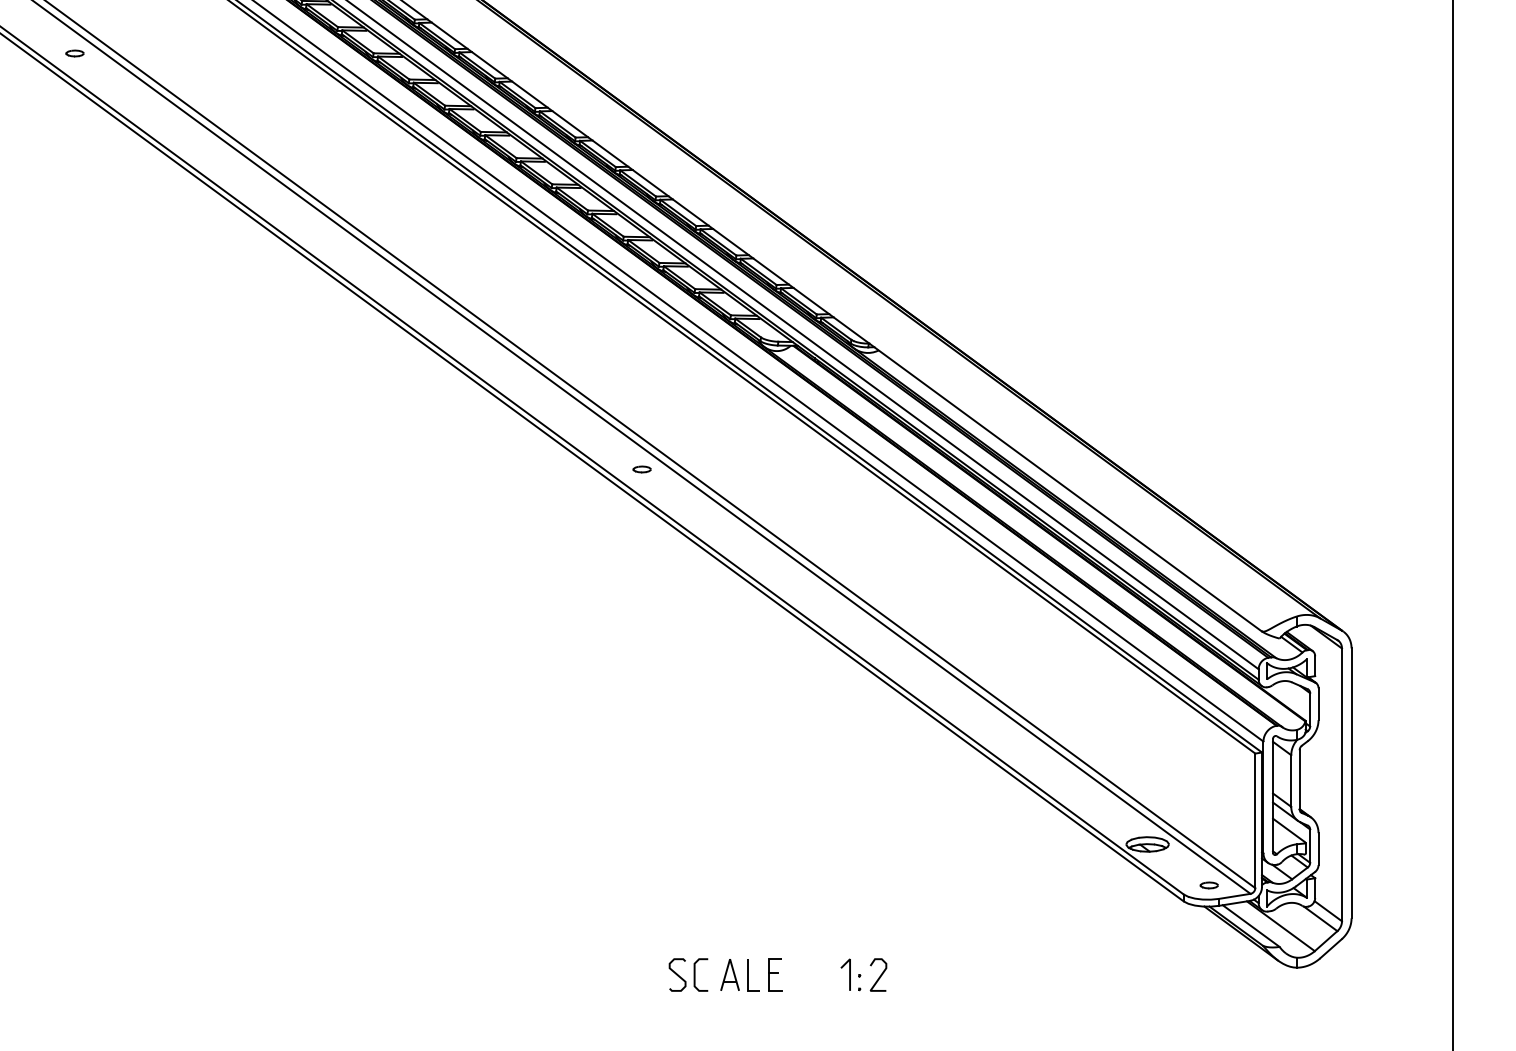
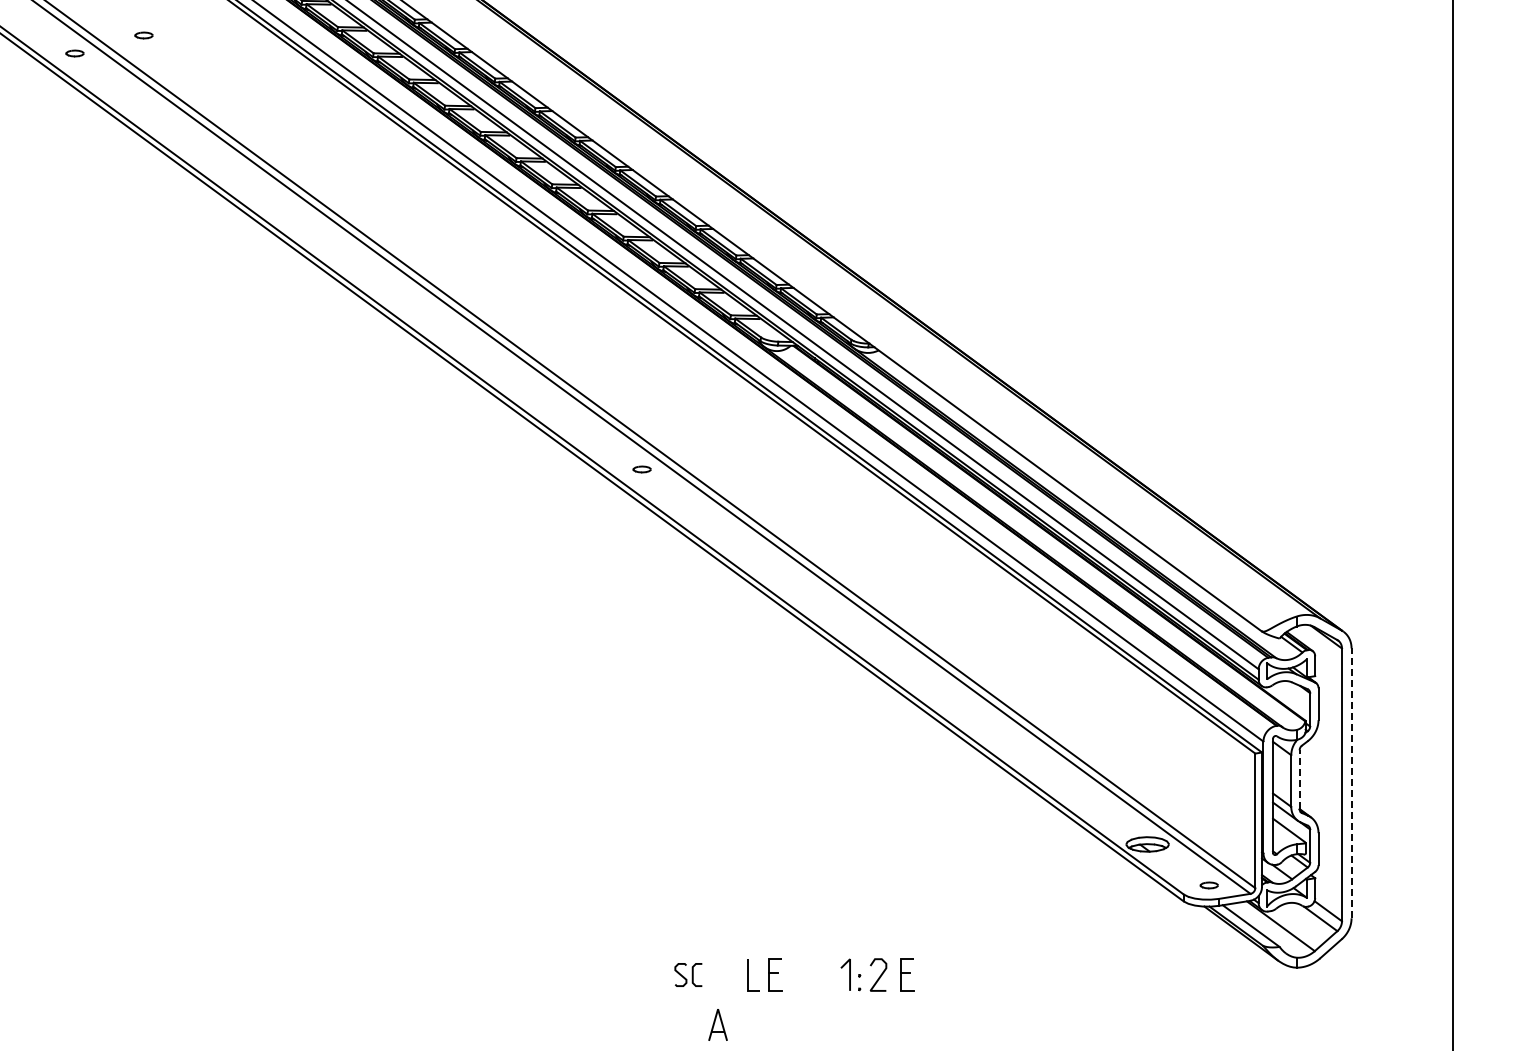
part: none -> present (143, 35)
line: solid -> dashed (1299, 779)
line: solid -> dashed (1351, 783)
part size: 41x34 px -> 29x24 px (688, 974)
part position: (729, 974) -> (717, 1024) (717, 1024)
part: none -> present (907, 974)
